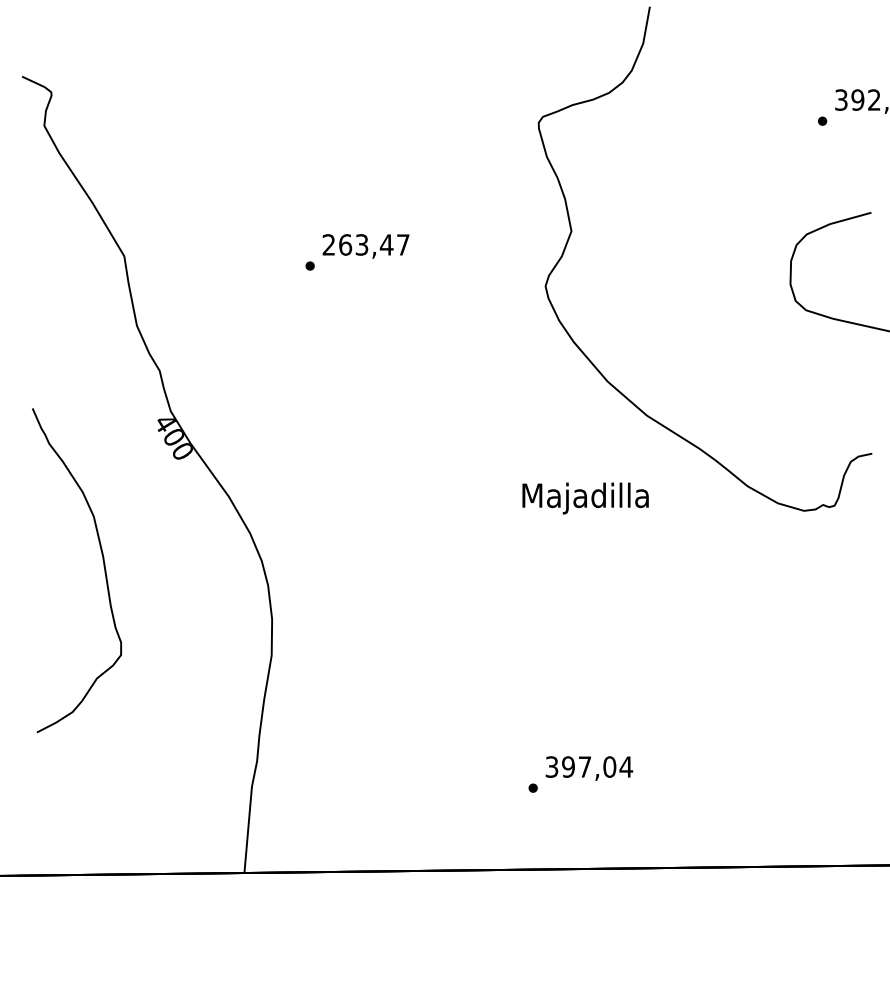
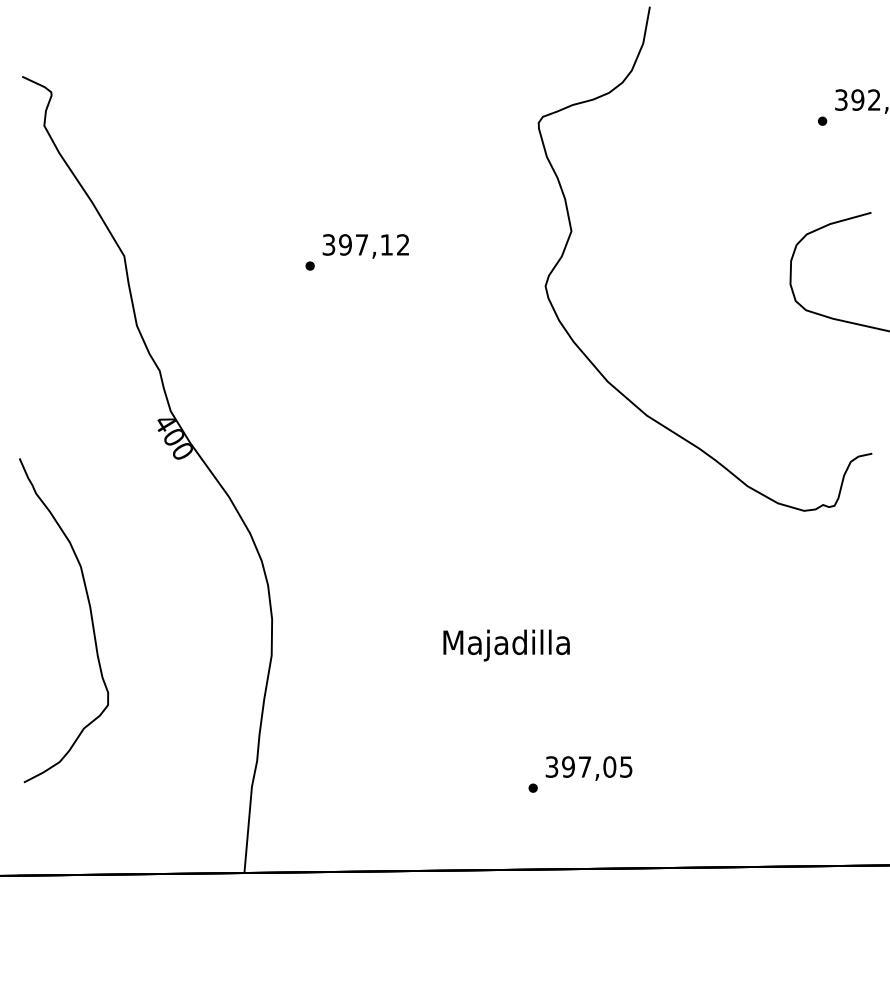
text: 263,47 -> 397,12 (365, 244)
text position: (585, 498) -> (506, 645) (506, 645)
curve position: (103, 566) -> (90, 616) (90, 616)
text: 397,04 -> 397,05 (626, 766)
